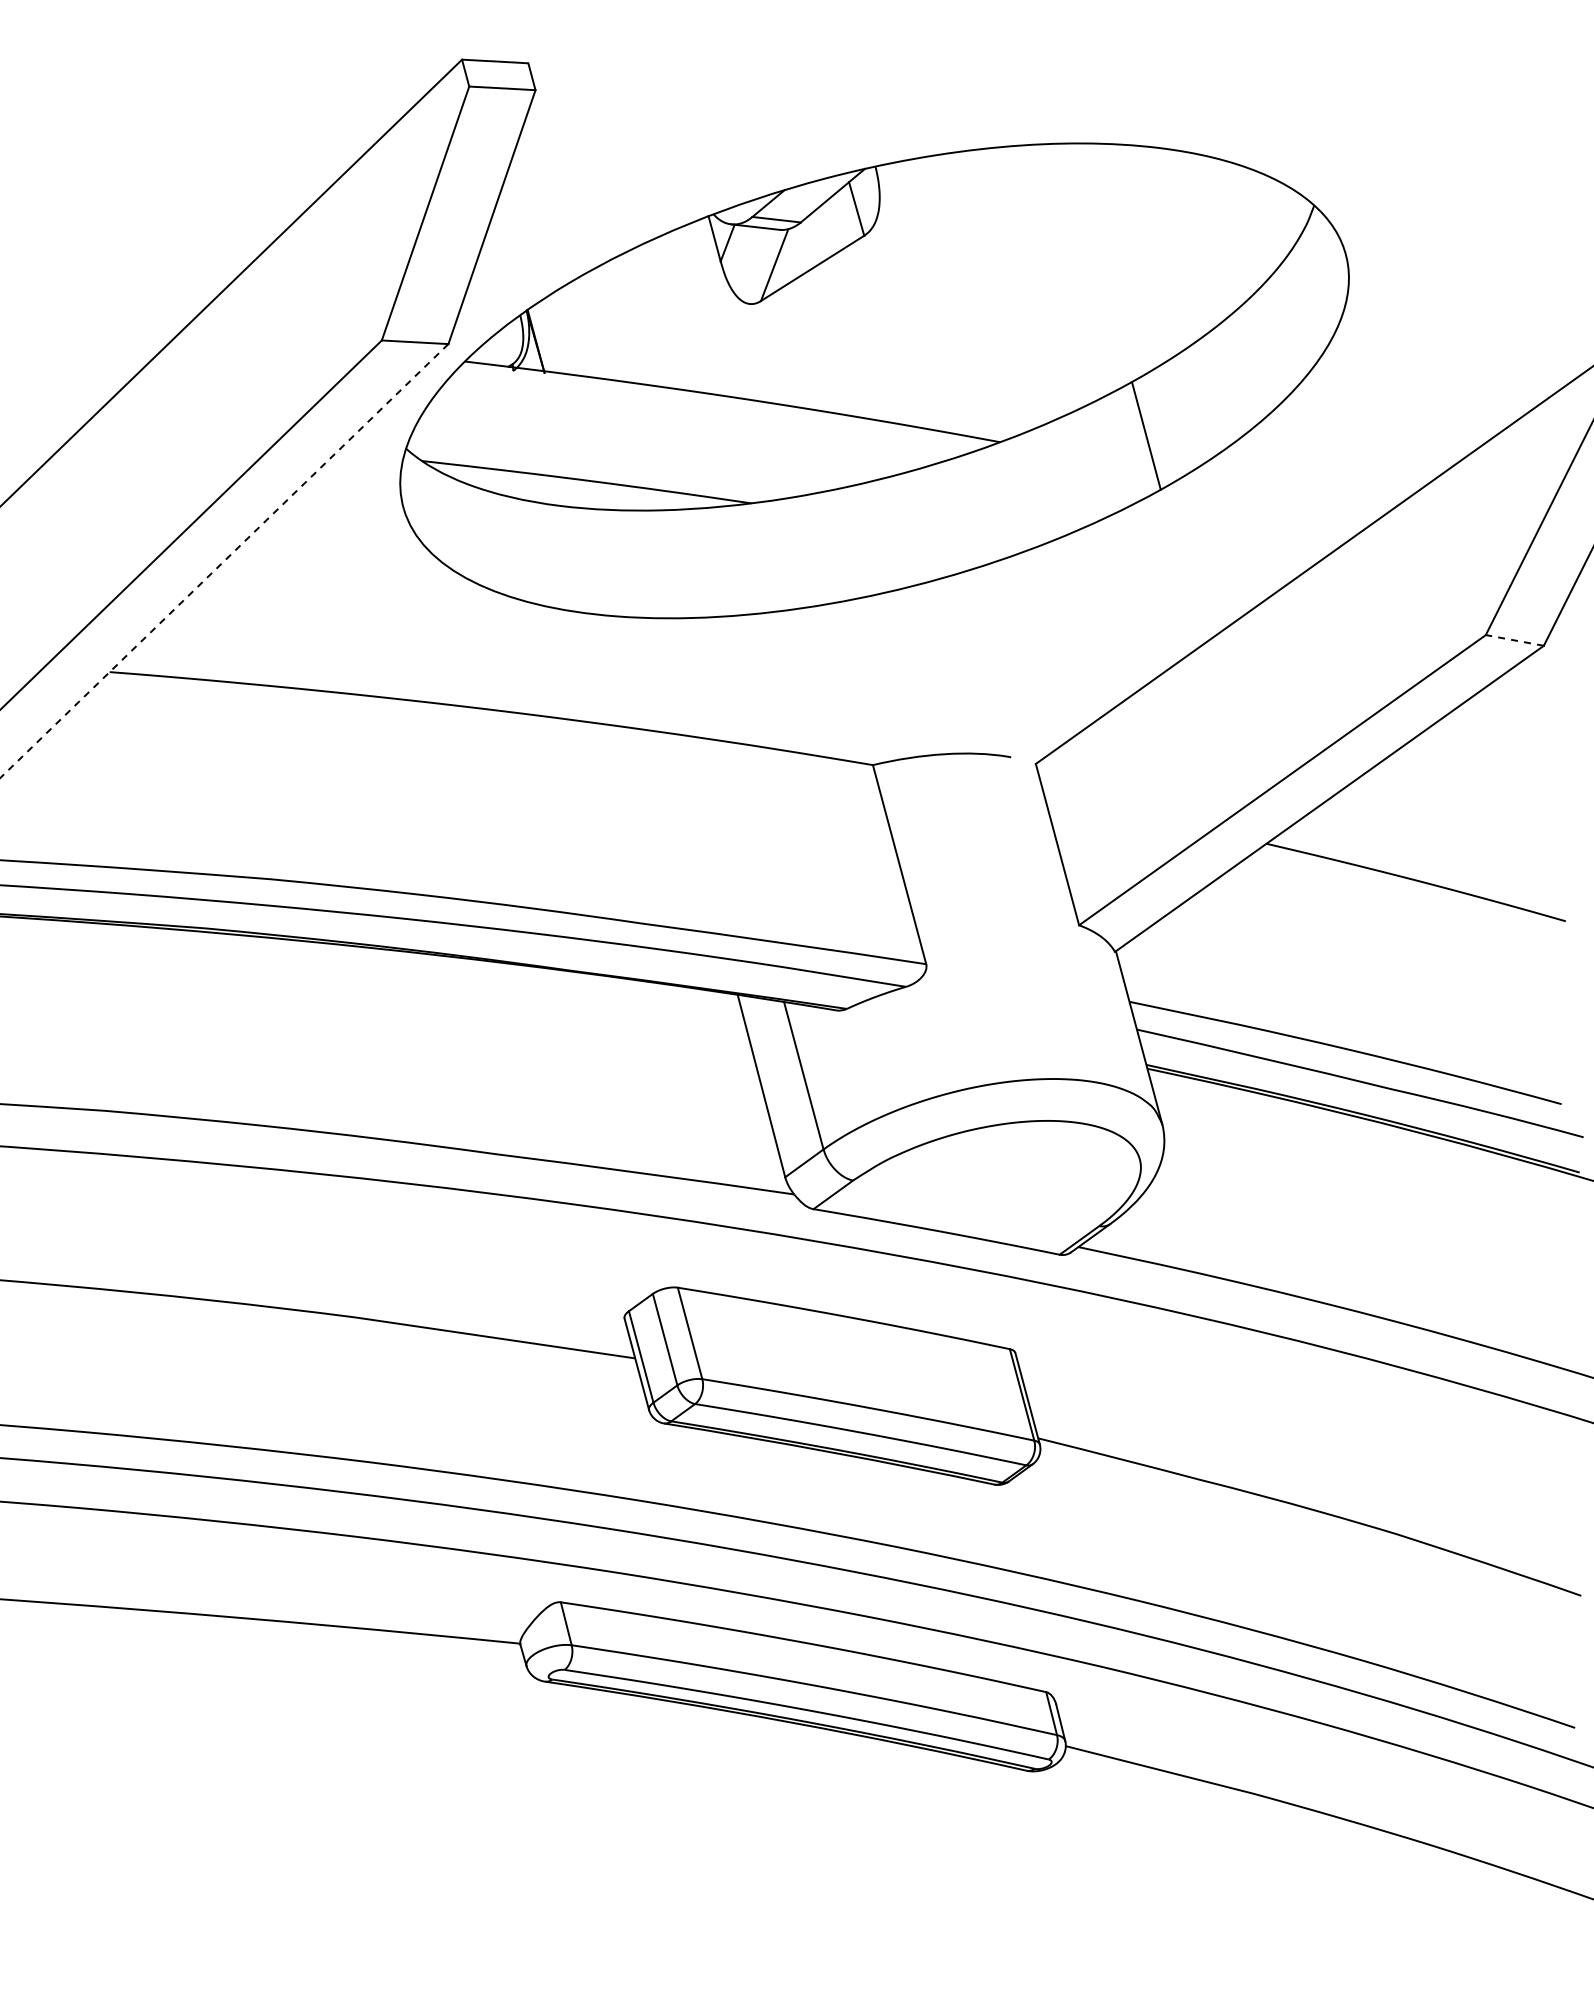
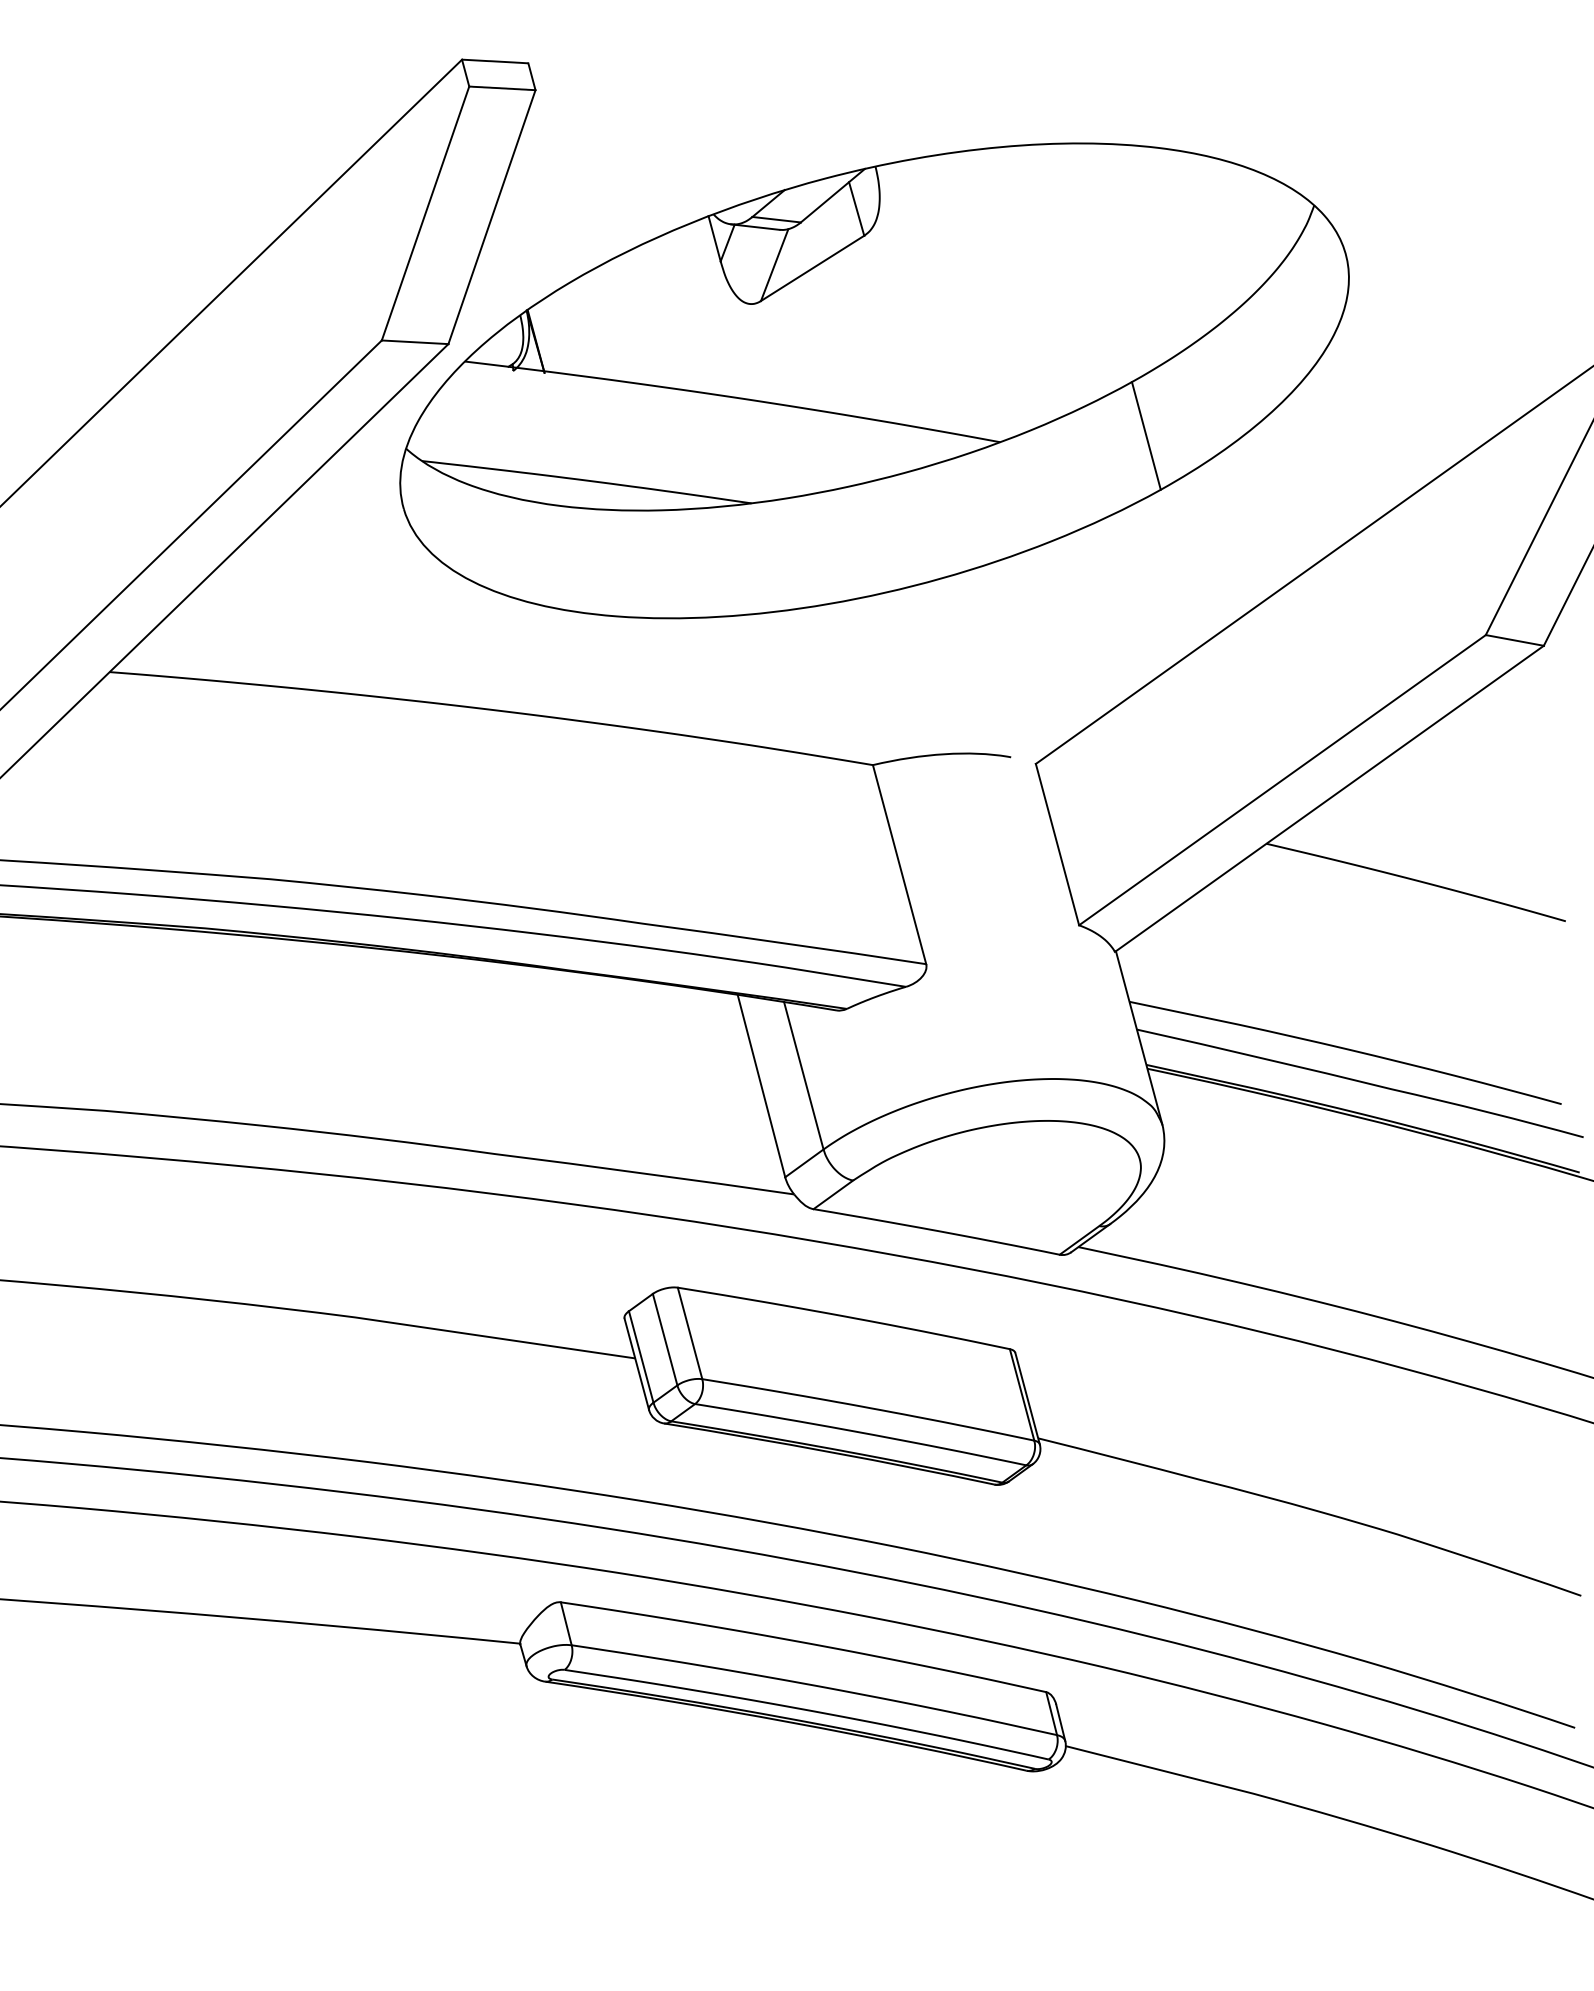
line: dashed -> solid (224, 560)
line: dashed -> solid (1514, 640)
